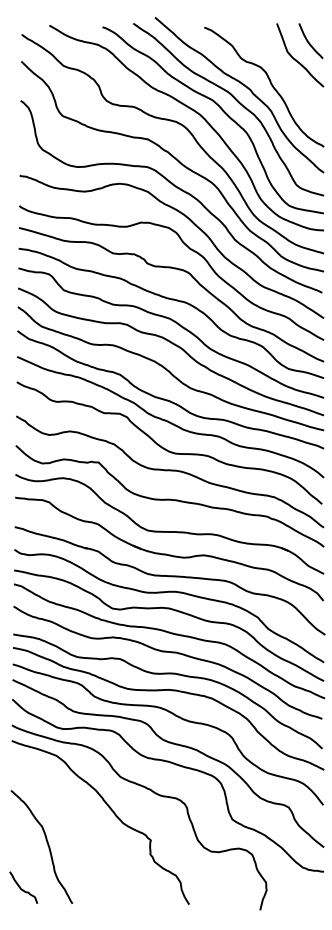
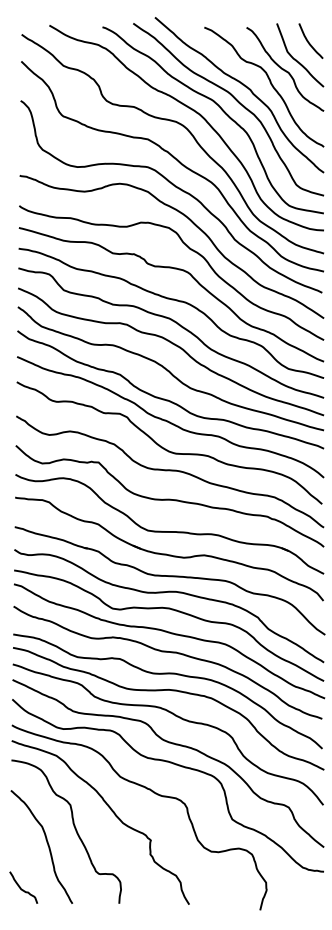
curve: none -> present (285, 69)
curve: none -> present (74, 828)
